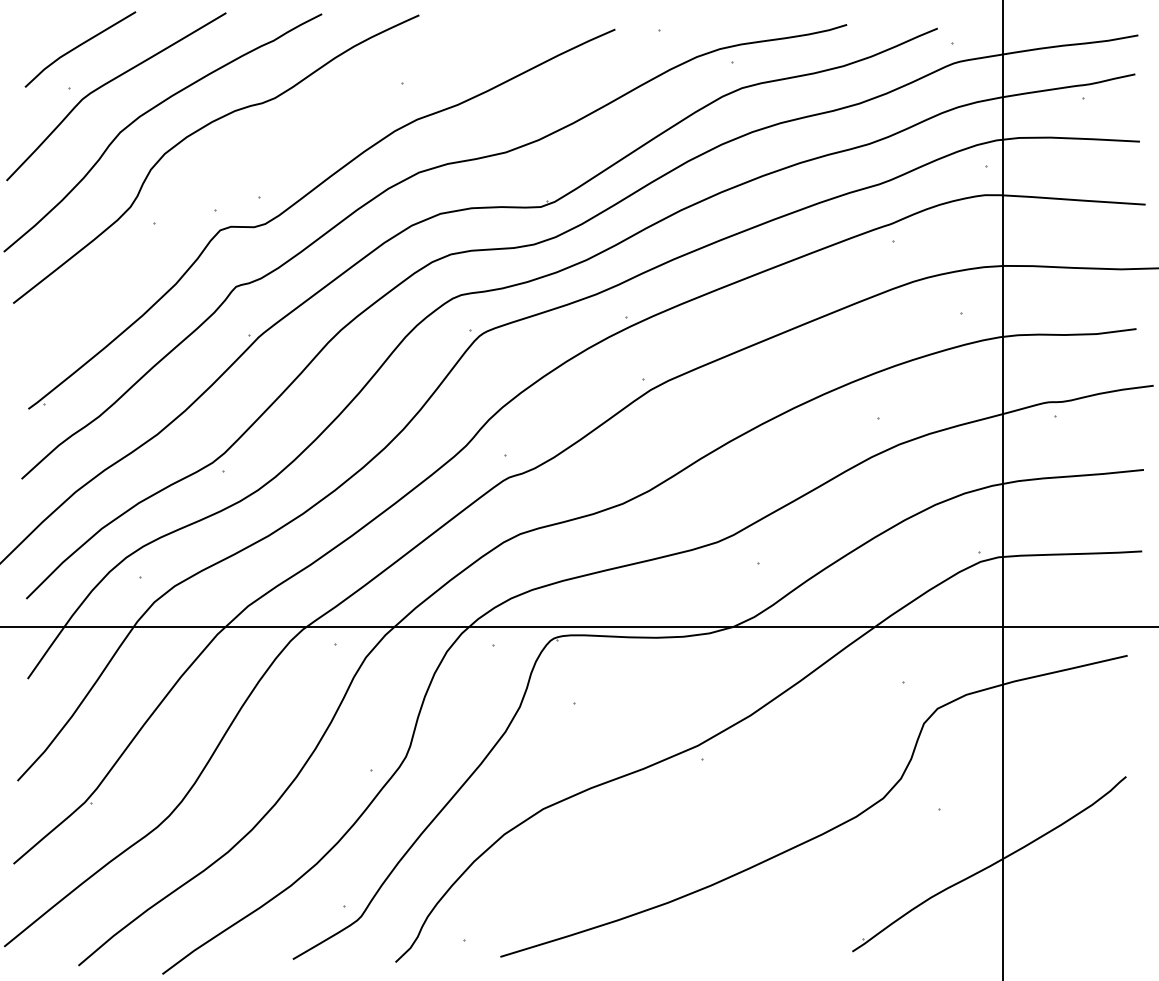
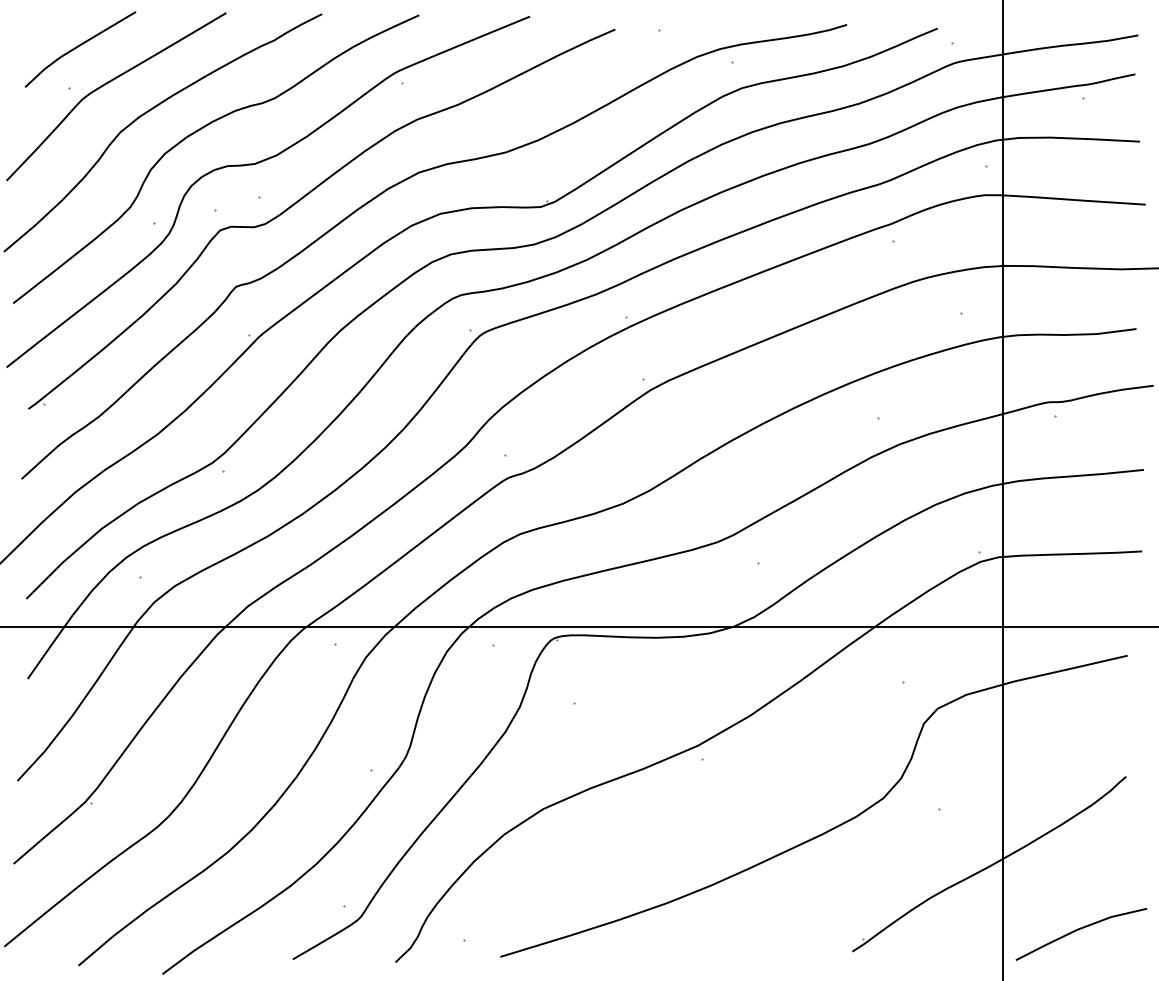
curve: none -> present (259, 163)
line: none -> present (1081, 929)
